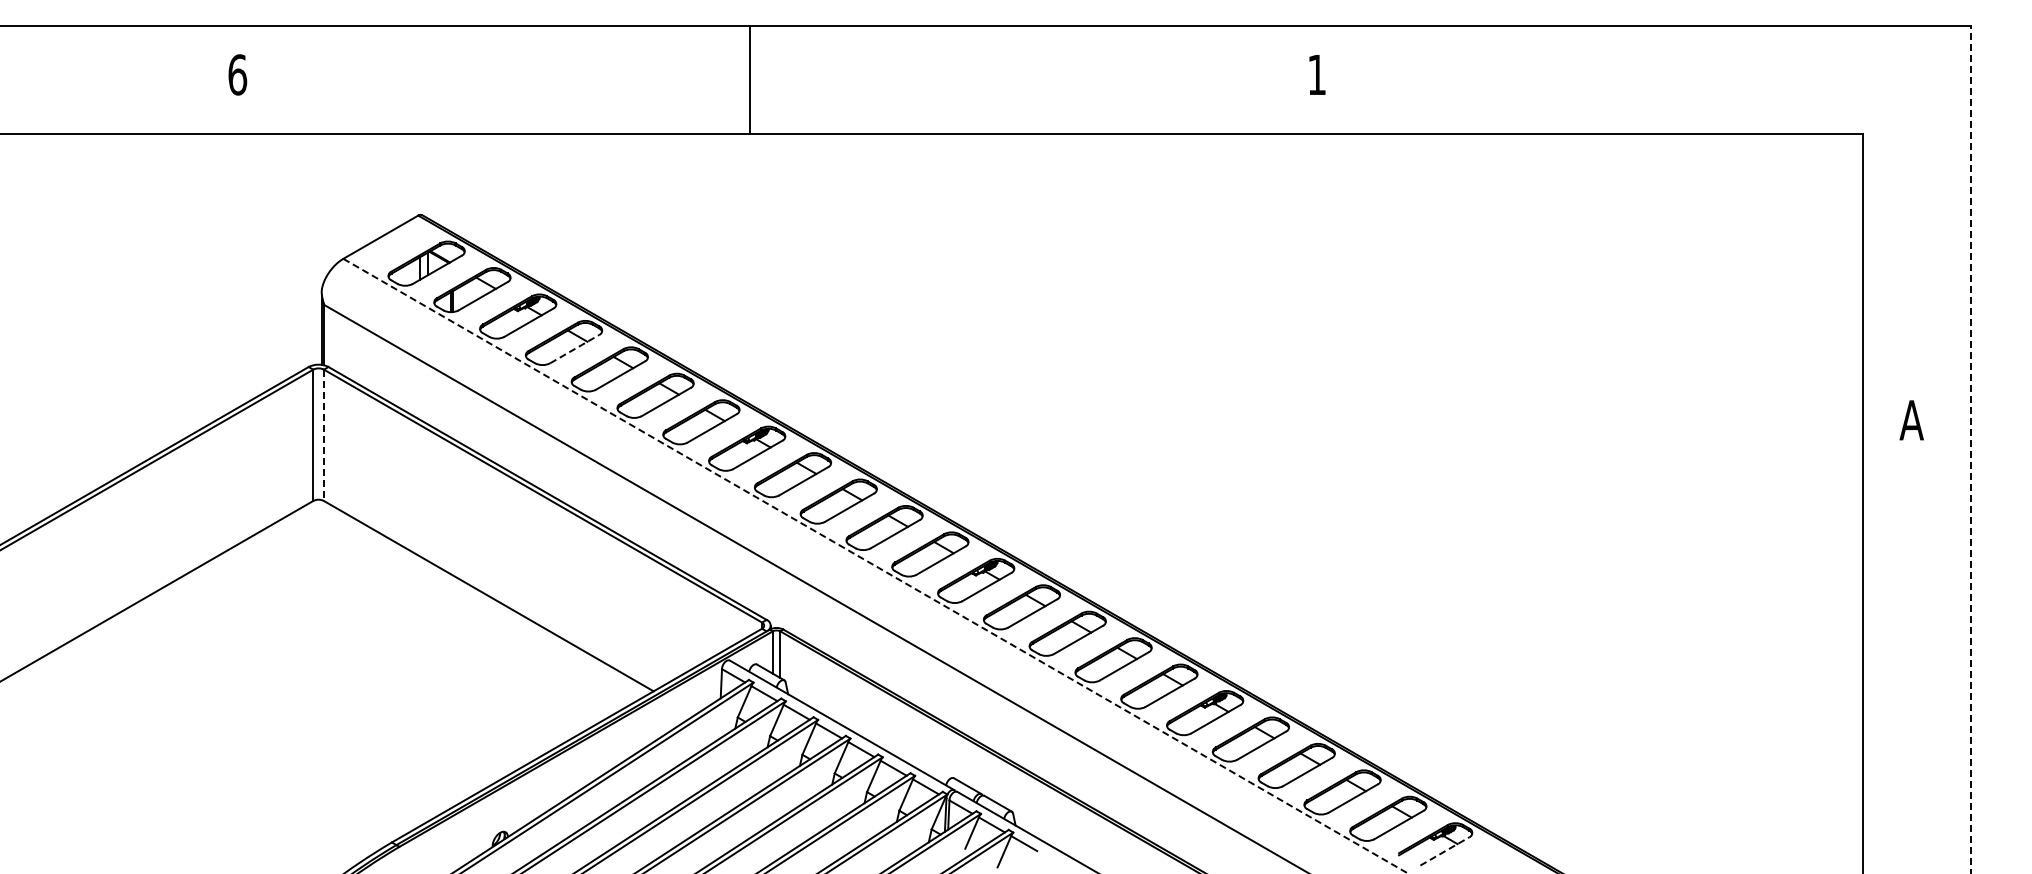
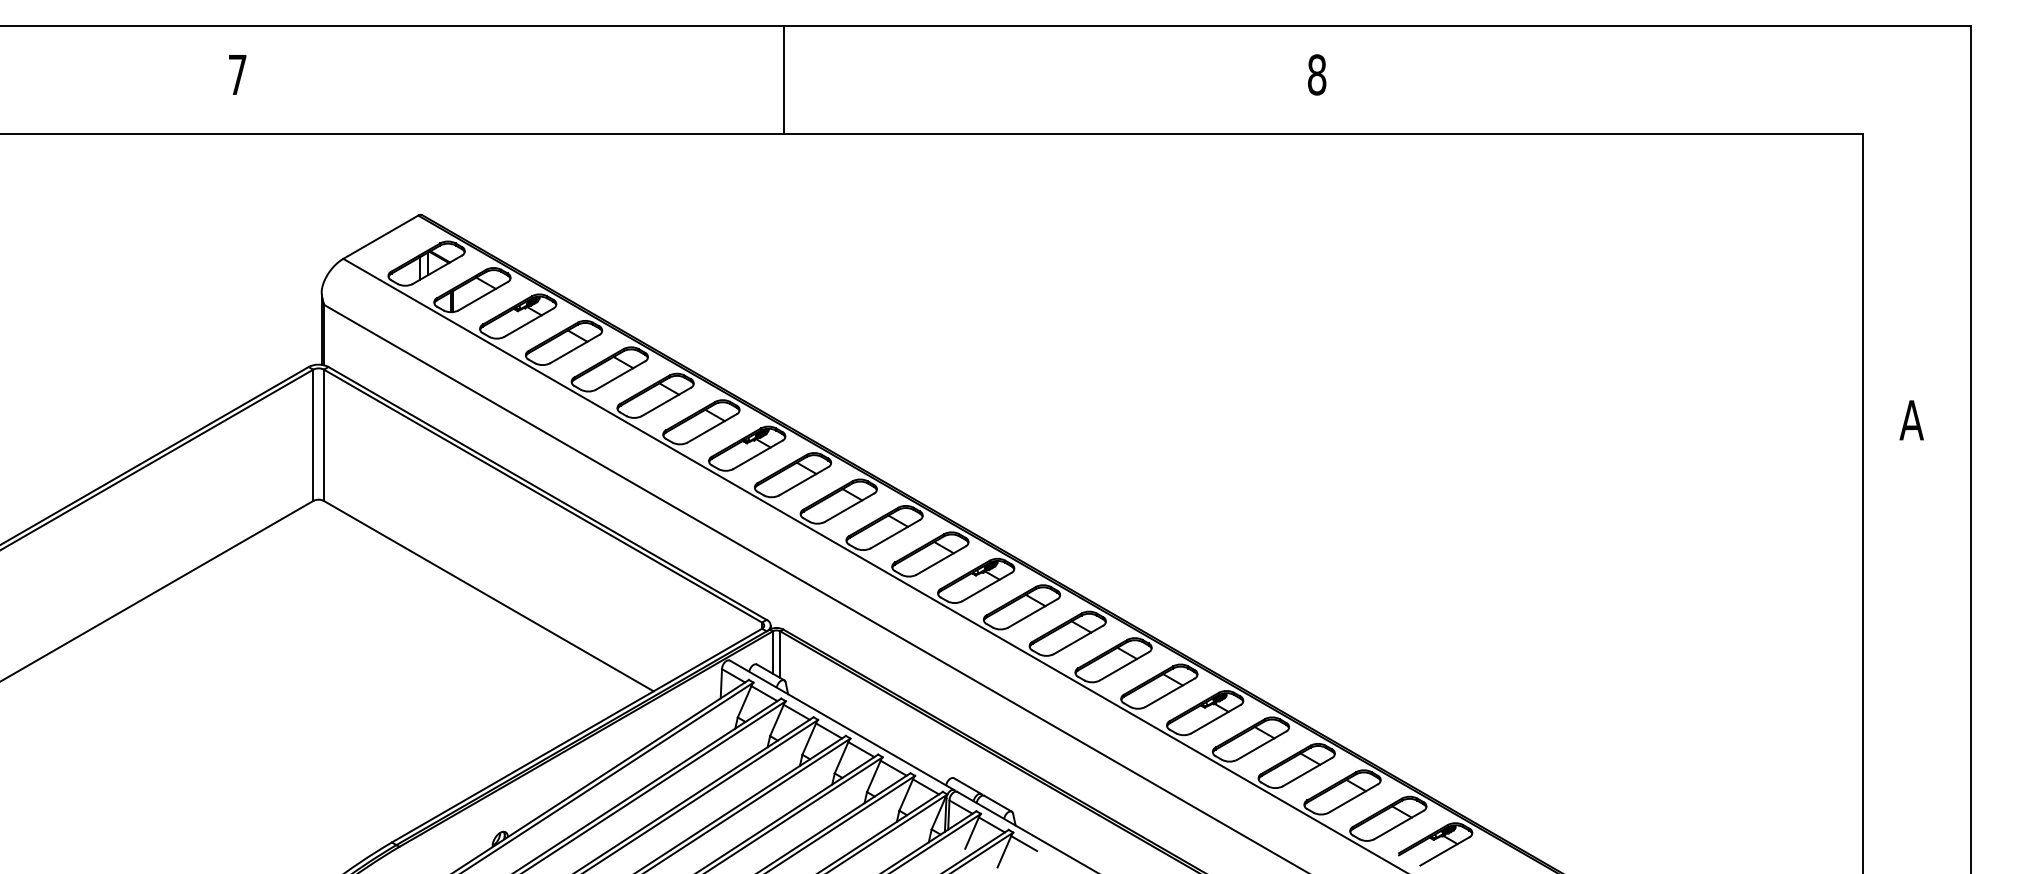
text: 6 -> 7 (237, 74)
text: 1 -> 8 (1317, 74)
line position: (749, 80) -> (783, 80) (783, 80)
line: dashed -> solid (575, 348)
line: dashed -> solid (323, 435)
line: dashed -> solid (1971, 449)
line: dashed -> solid (875, 566)
line: dashed -> solid (1445, 851)
